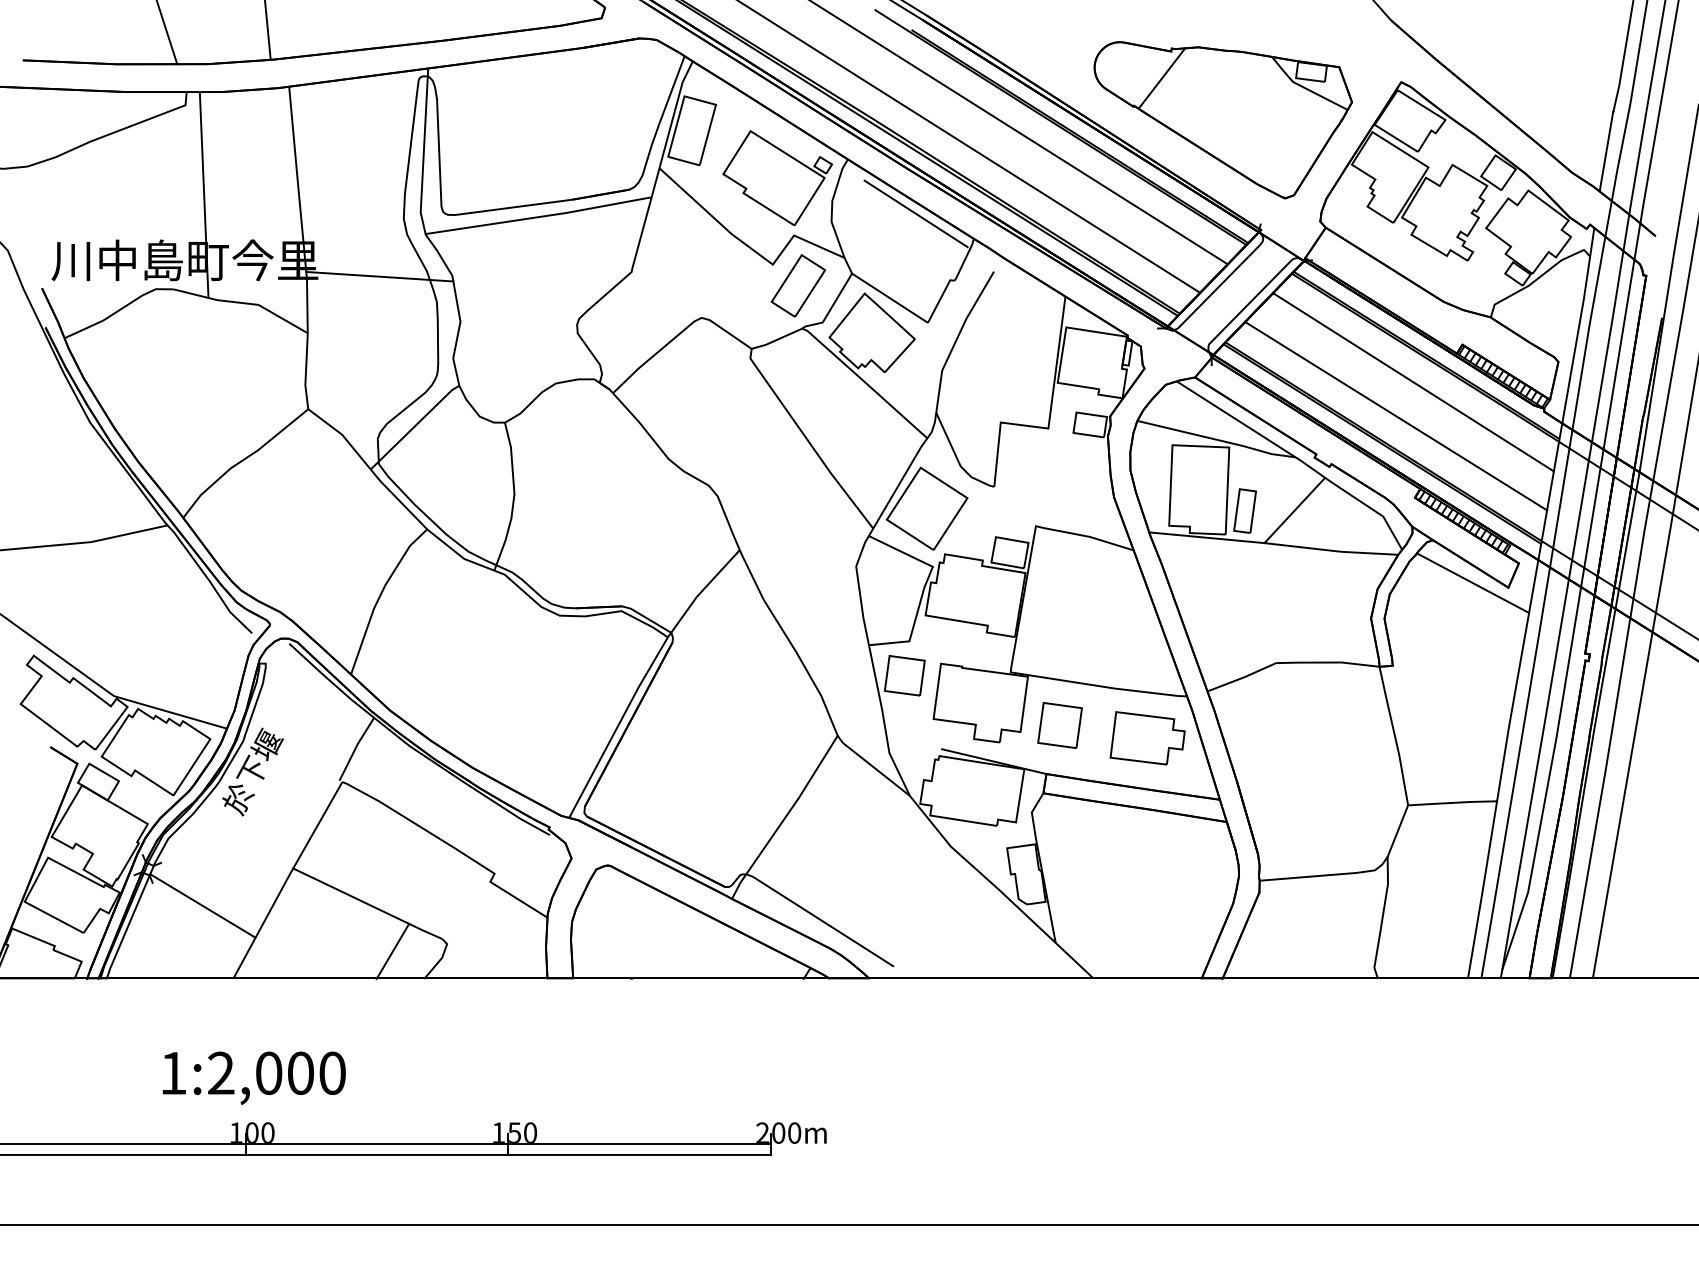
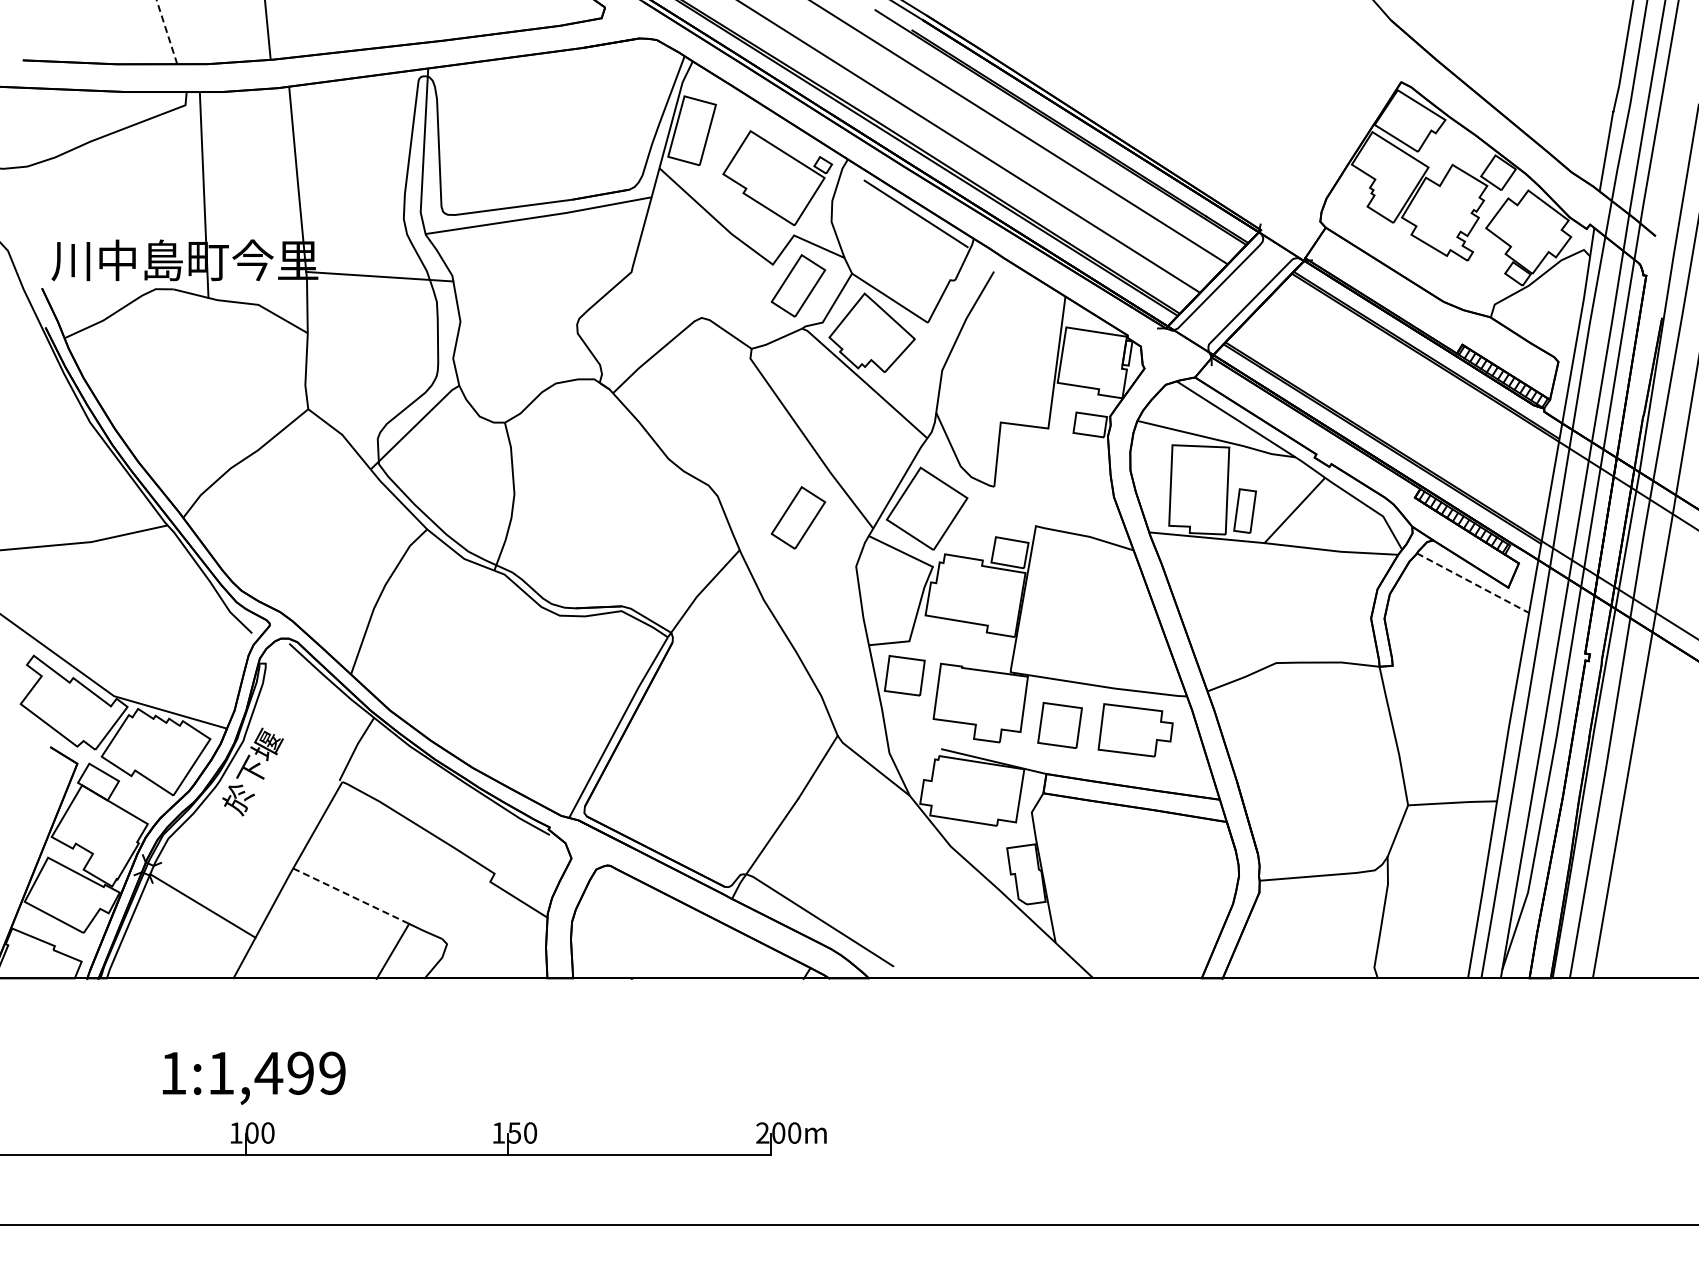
line: solid -> dashed (166, 31)
part: present -> none (1222, 120)
line: present -> none (1413, 382)
line: present -> none (1396, 416)
part: none -> present (798, 517)
line: solid -> dashed (1473, 583)
part position: (1147, 738) -> (1135, 730) (1135, 730)
line: solid -> dashed (351, 896)
text: 1:2,000 -> 1:1,499 (276, 1072)
line: present -> none (386, 1144)
